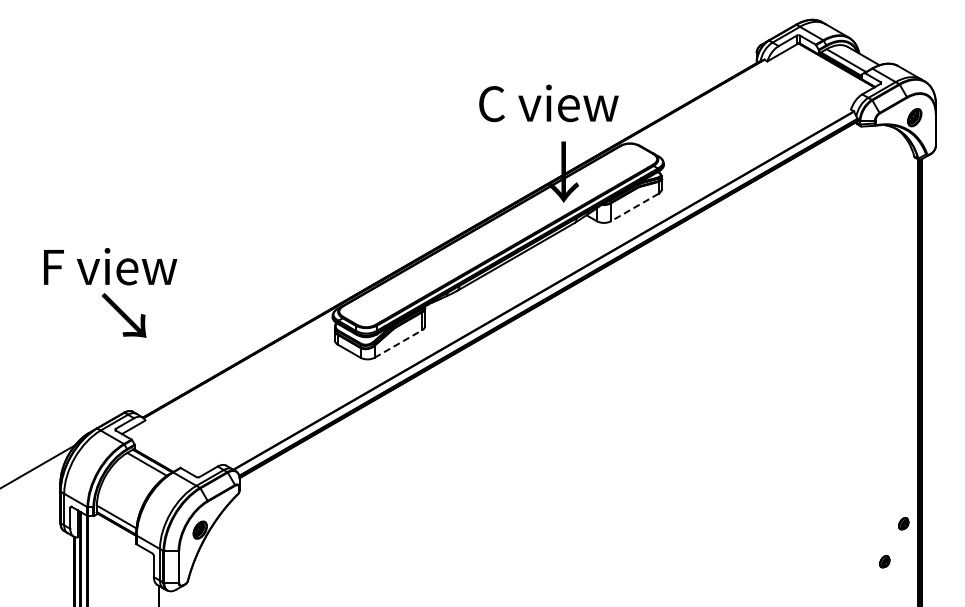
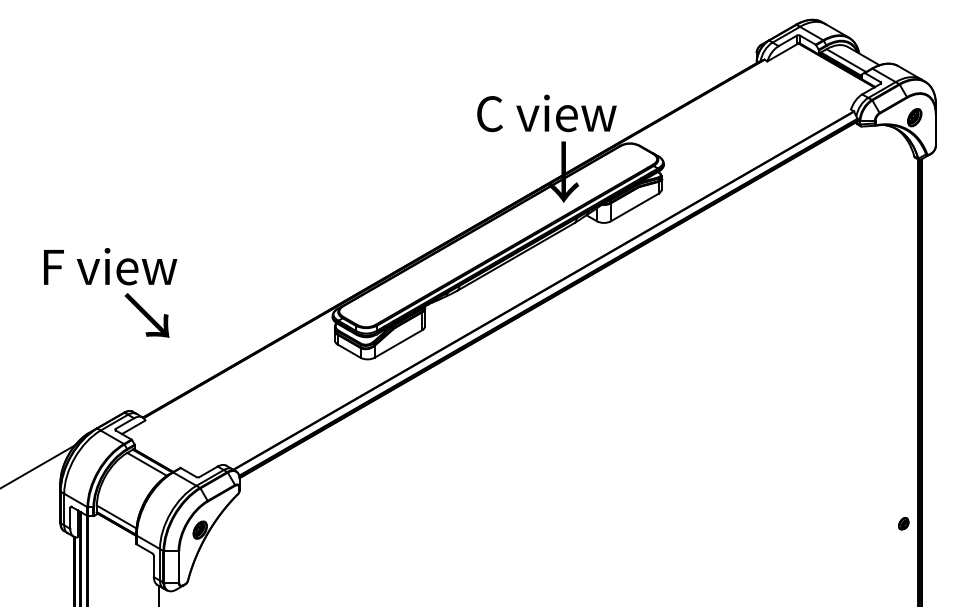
text position: (548, 103) -> (546, 113) (546, 113)
line: dashed -> solid (634, 207)
text position: (123, 315) -> (146, 315) (146, 315)
line: dashed -> solid (398, 343)
part: present -> none (884, 561)
